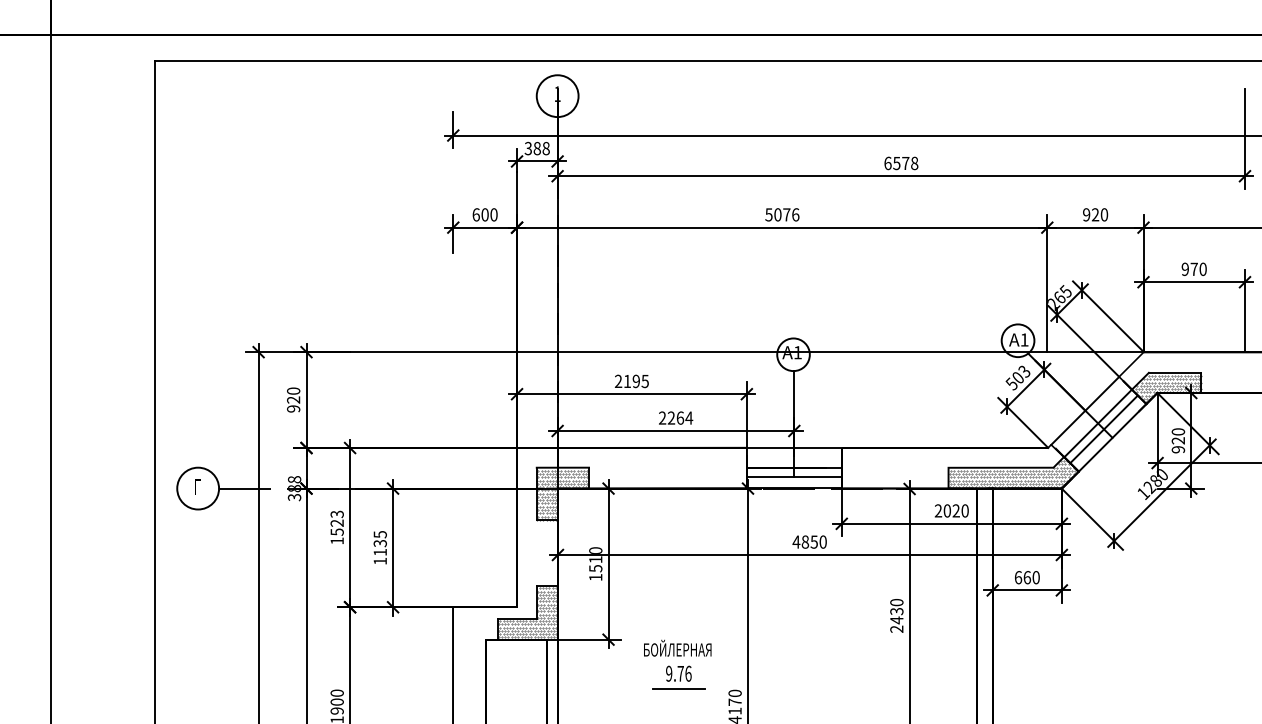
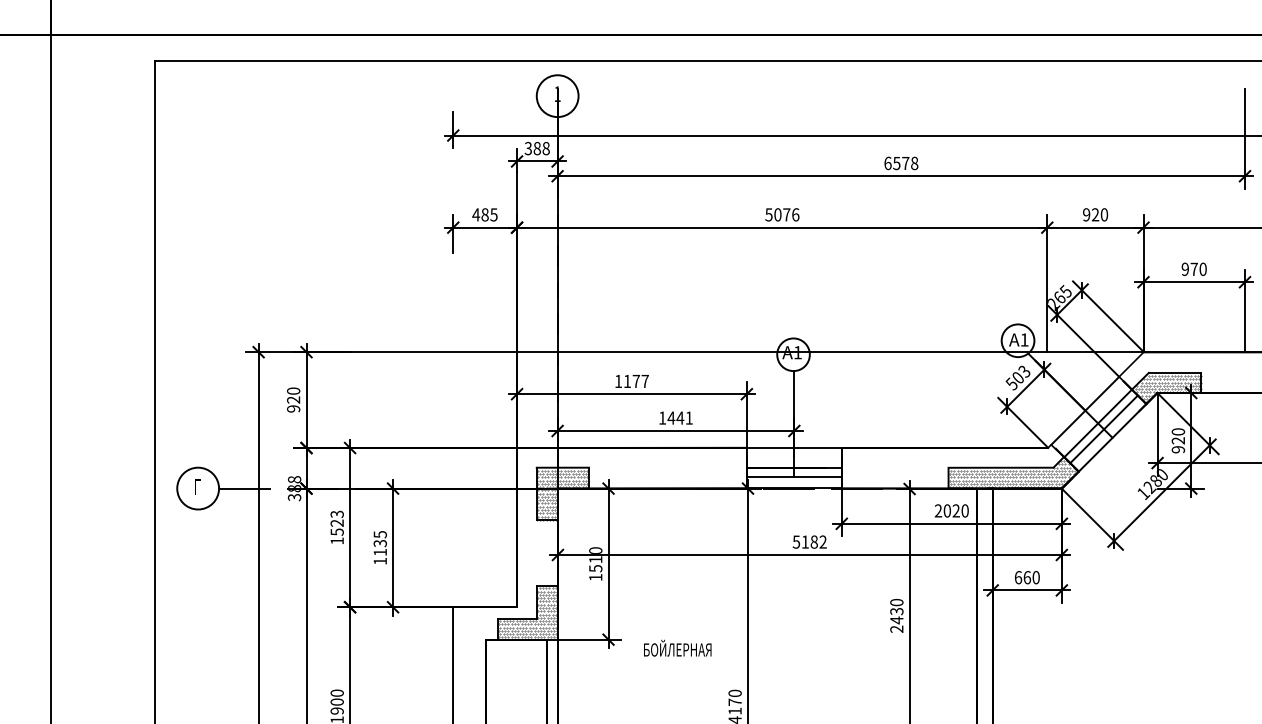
text: 600 -> 485 (484, 214)
text: 2195 -> 1177 (631, 381)
text: 2264 -> 1441 (676, 417)
text: 4850 -> 5182 (809, 541)
part: present -> none (678, 677)
